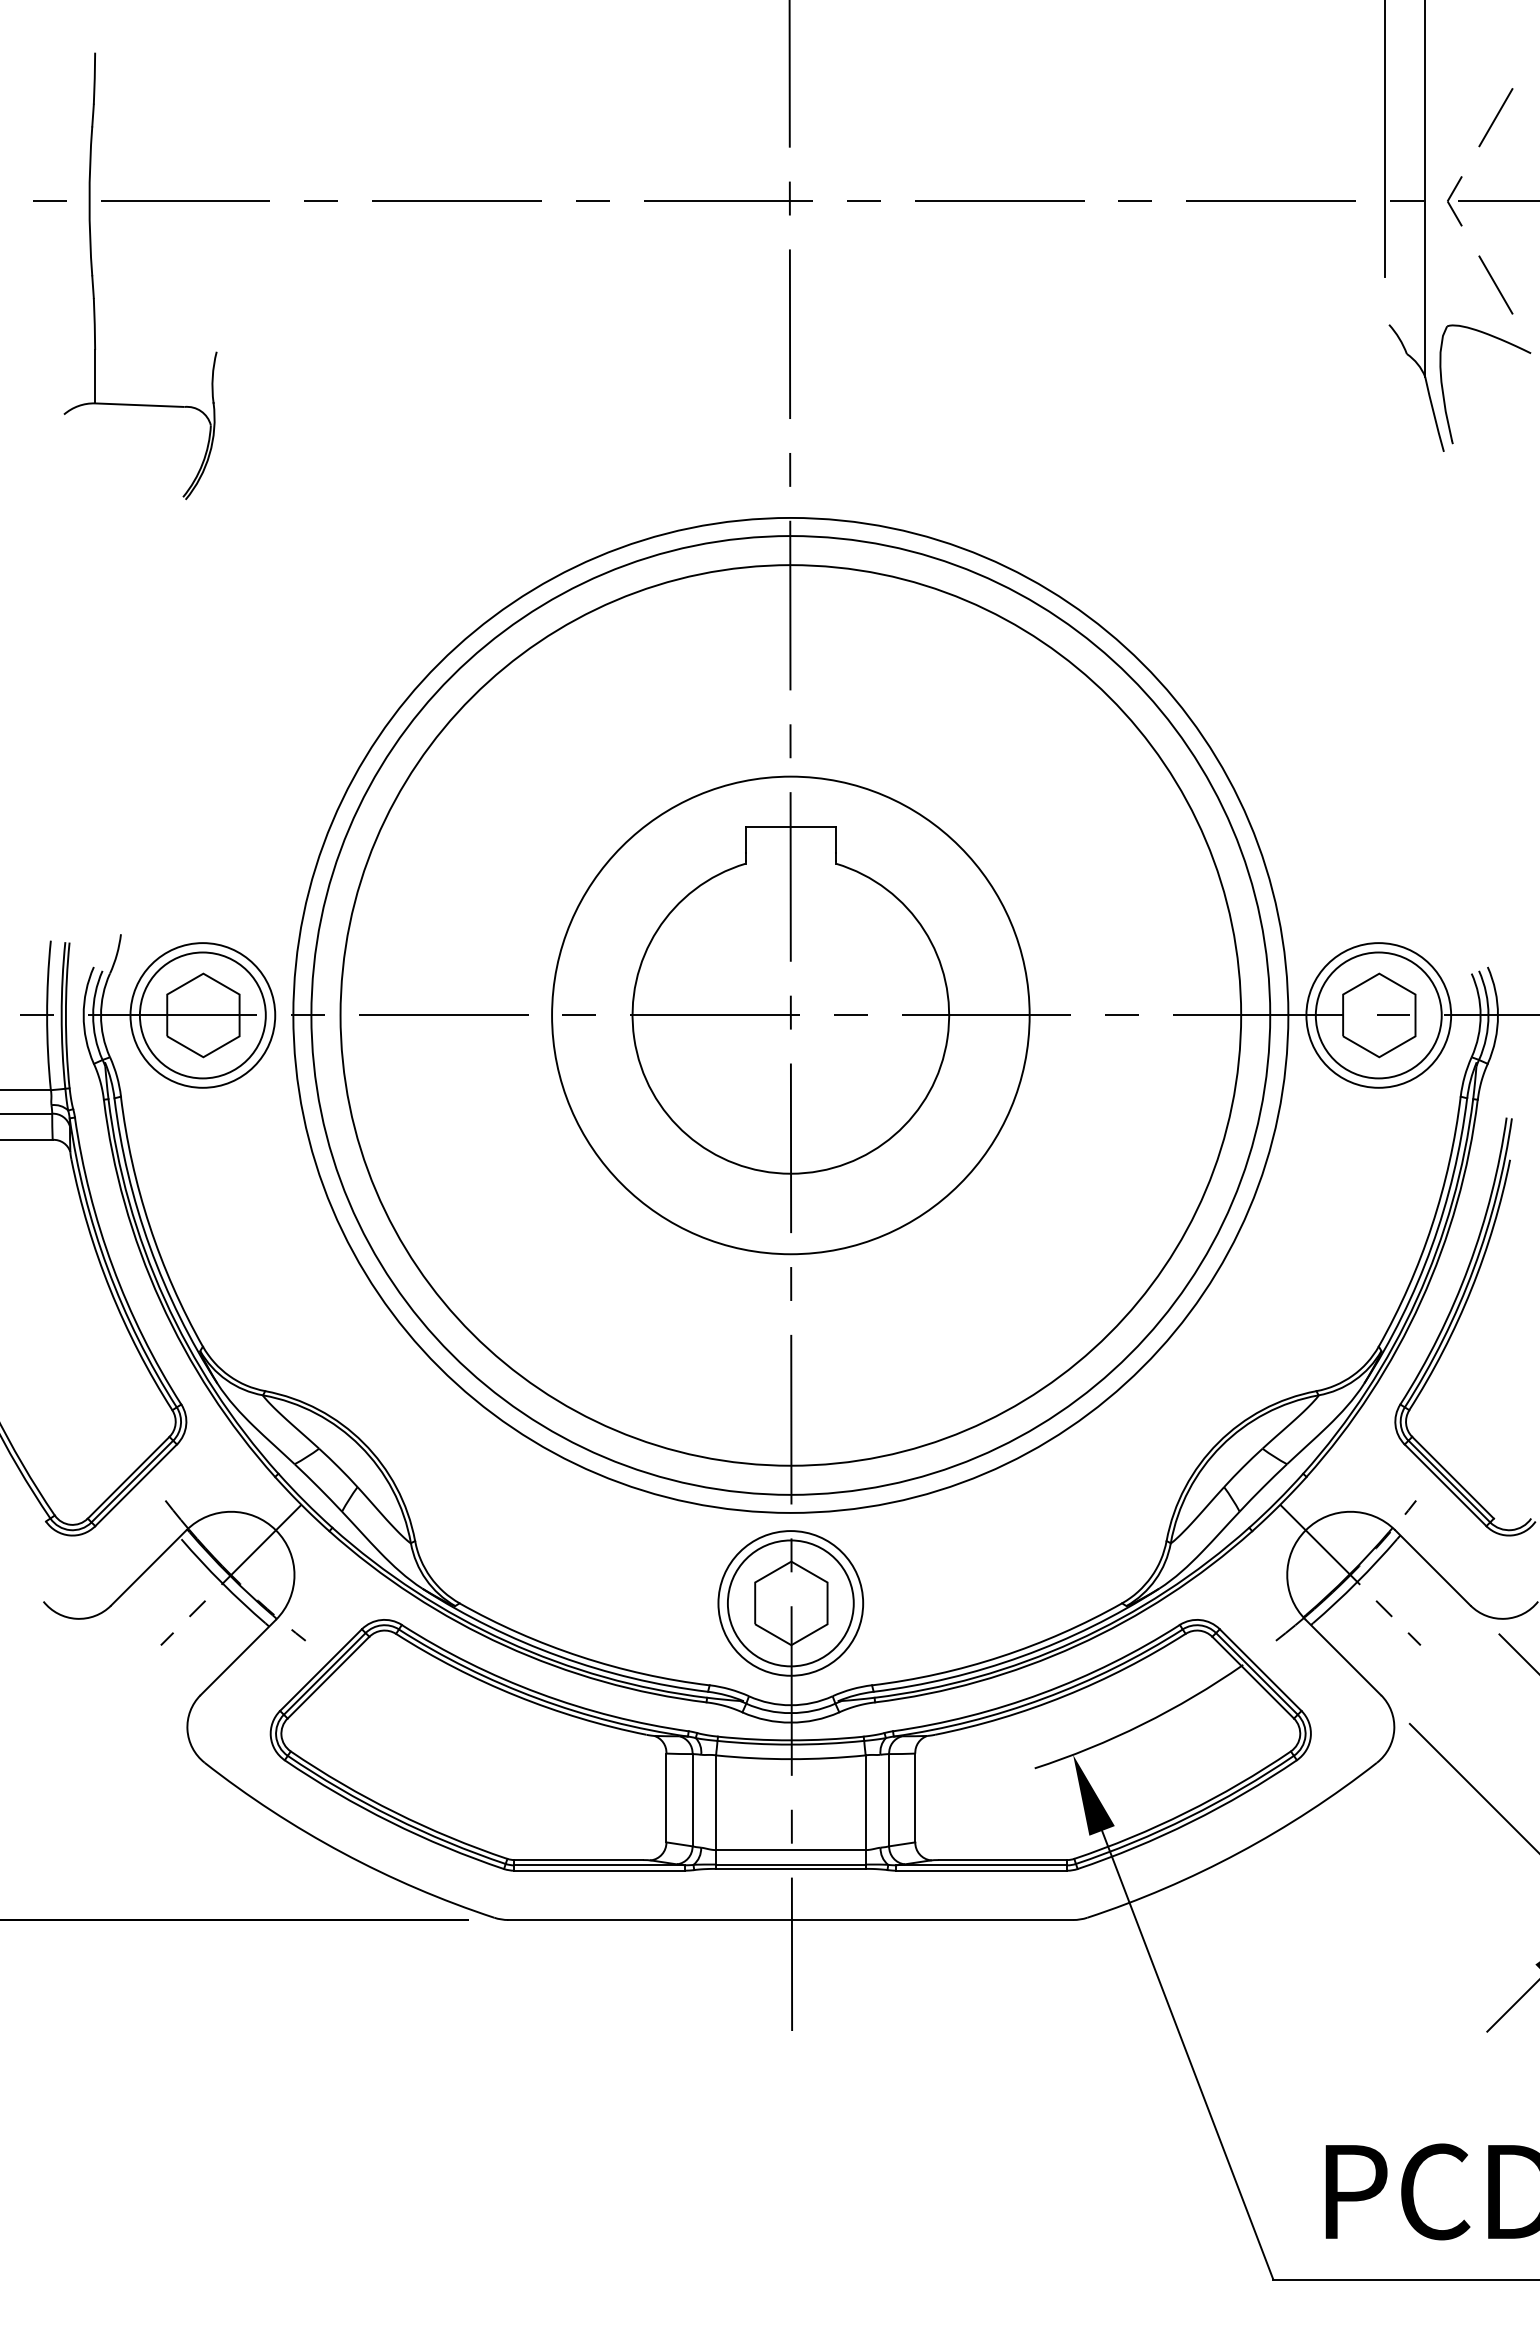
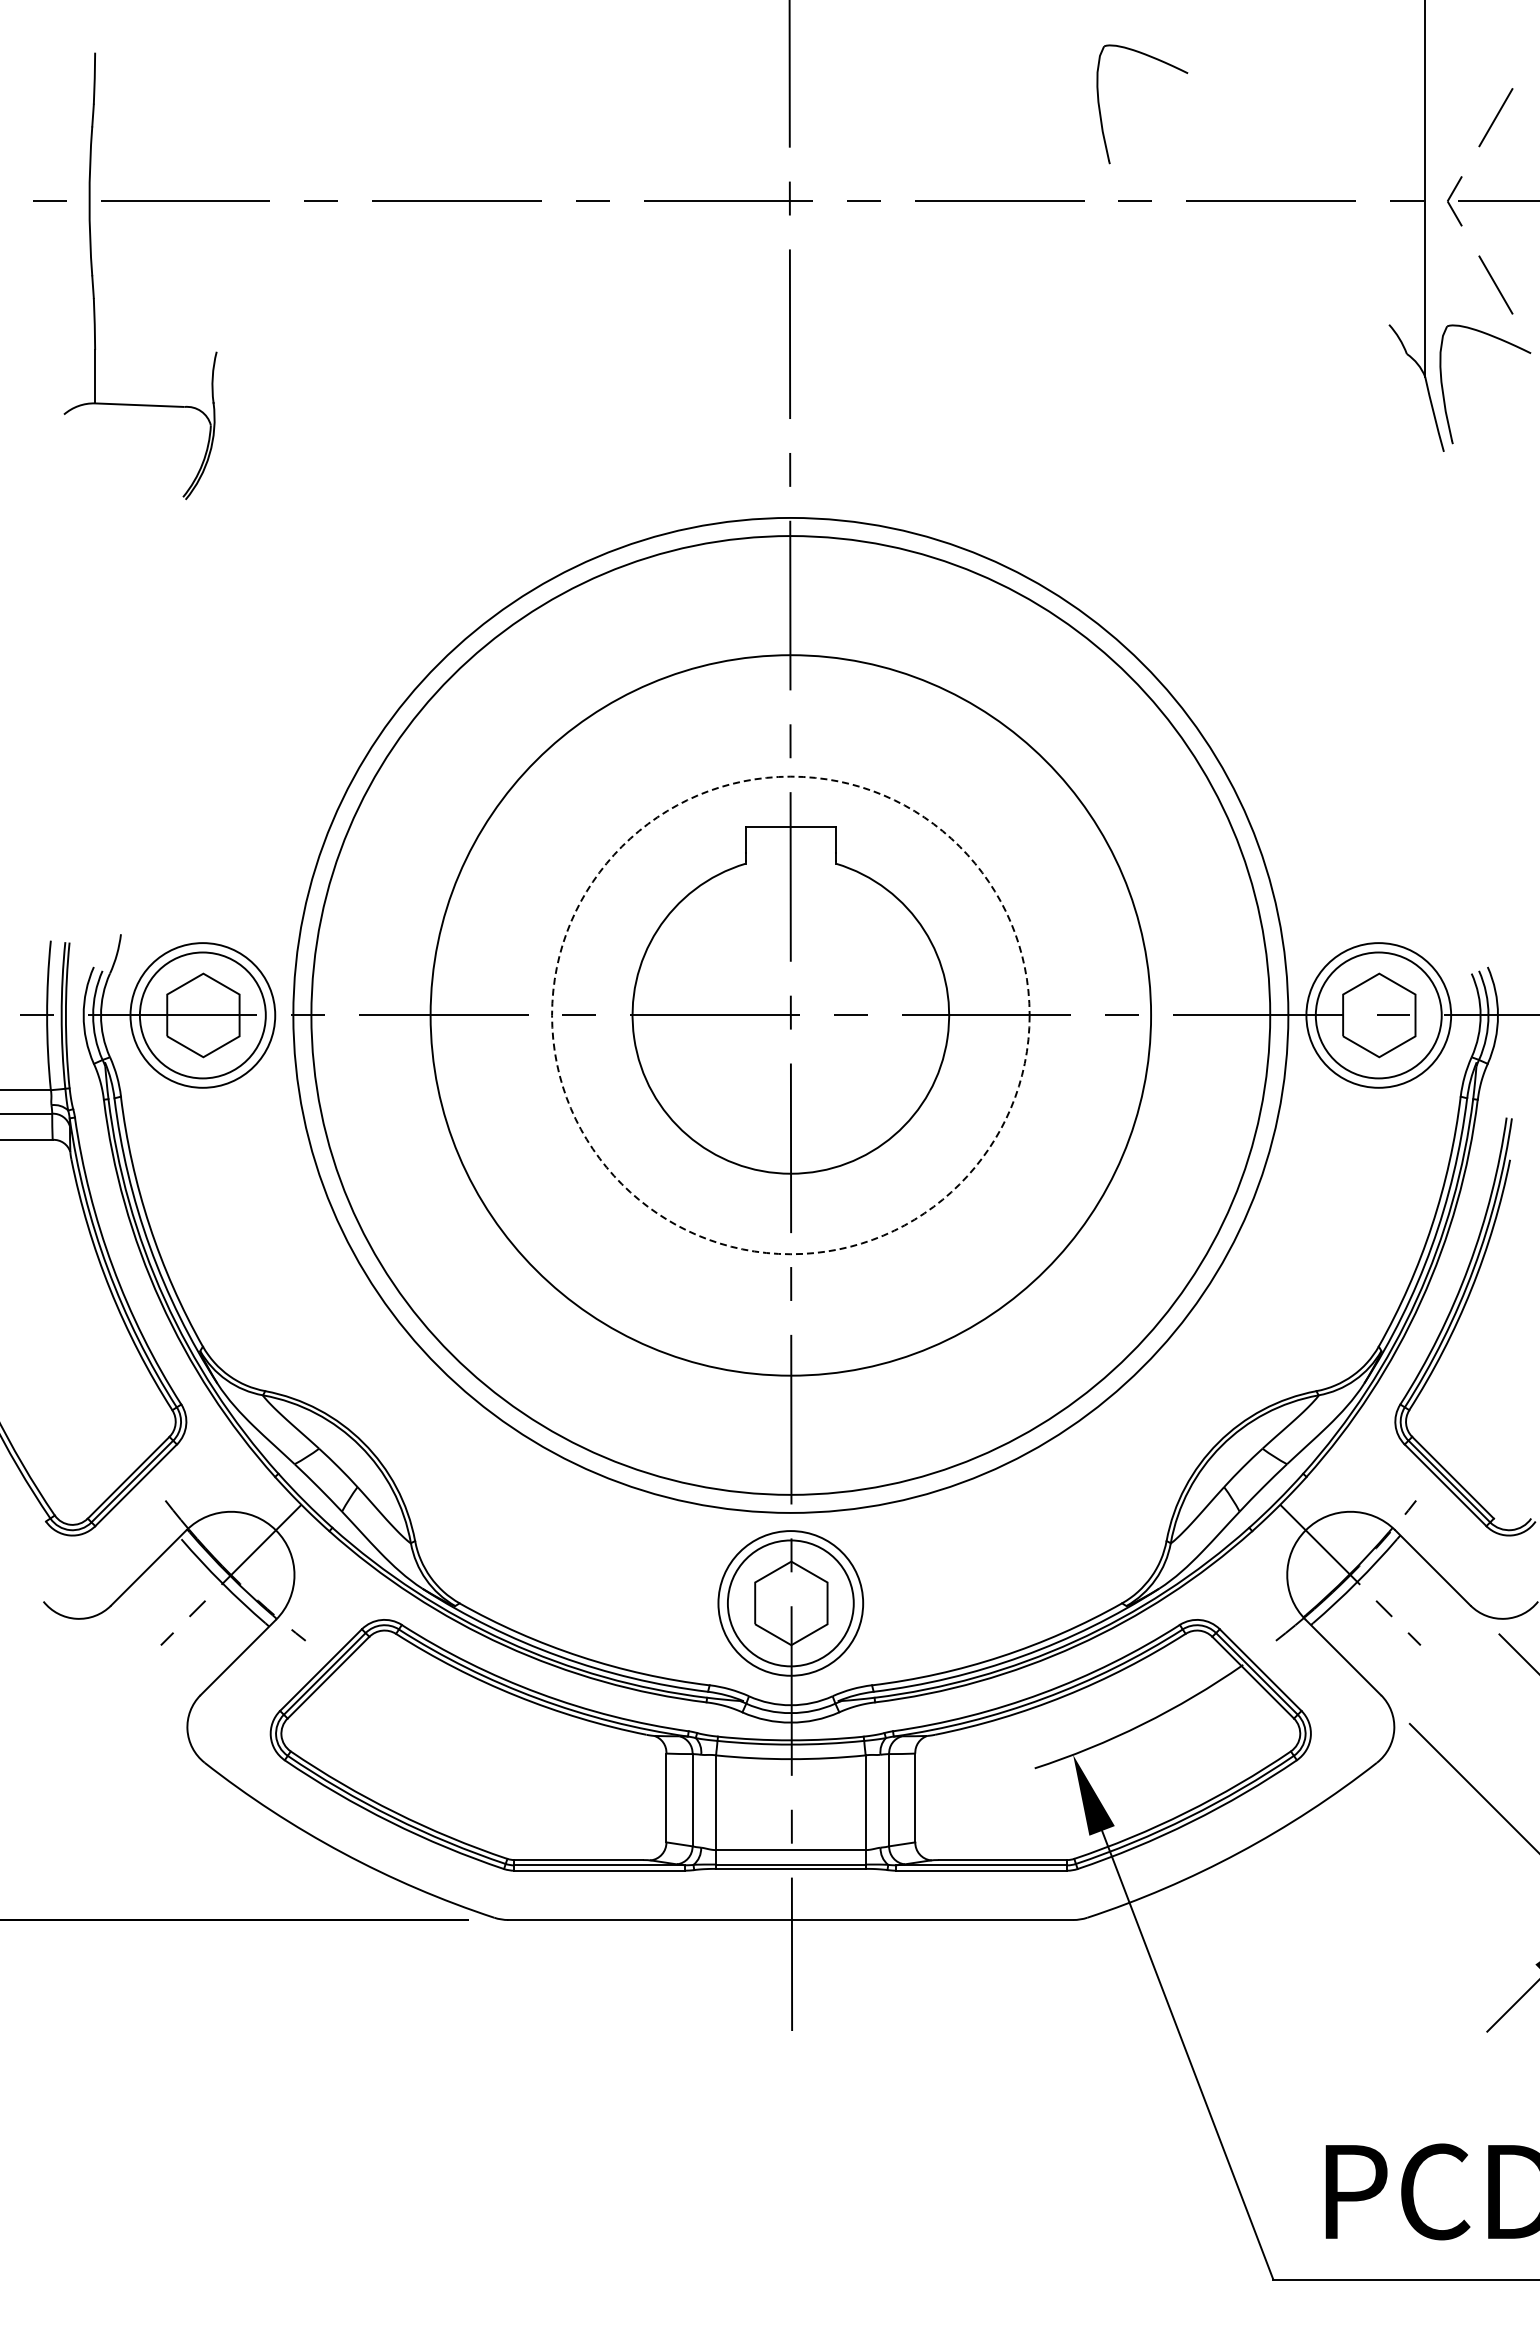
part: none -> present (1100, 107)
line: present -> none (1385, 139)
circle diameter: 901 px -> 720 px (790, 1015)
circle: solid -> dashed (790, 1015)
